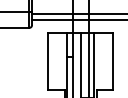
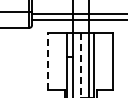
line: solid -> dashed (48, 61)
line: solid -> dashed (80, 65)
